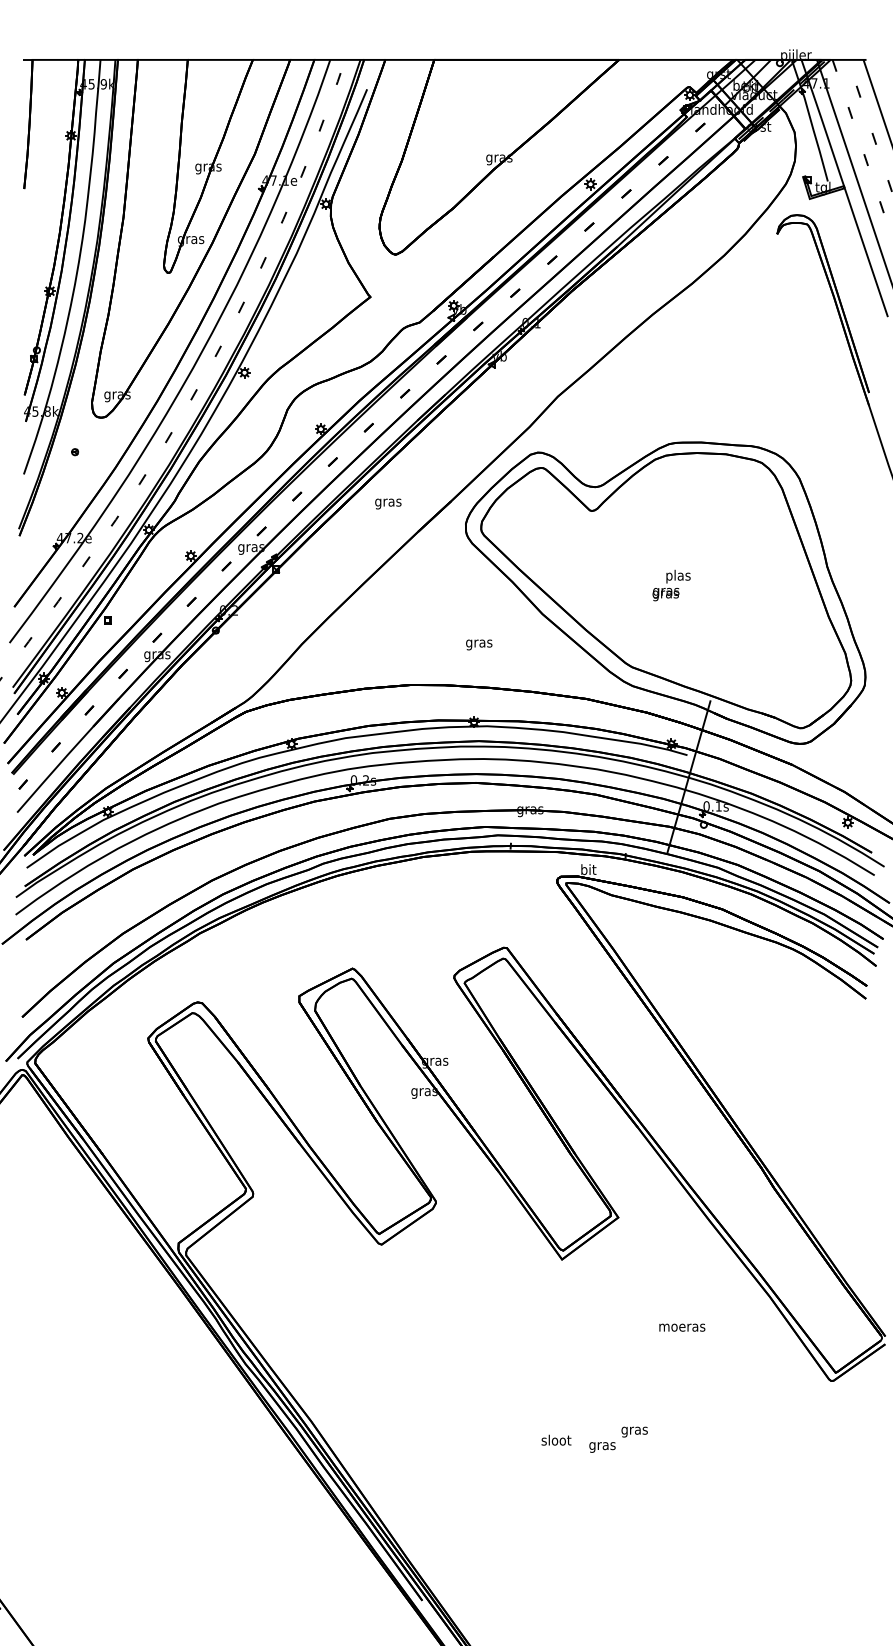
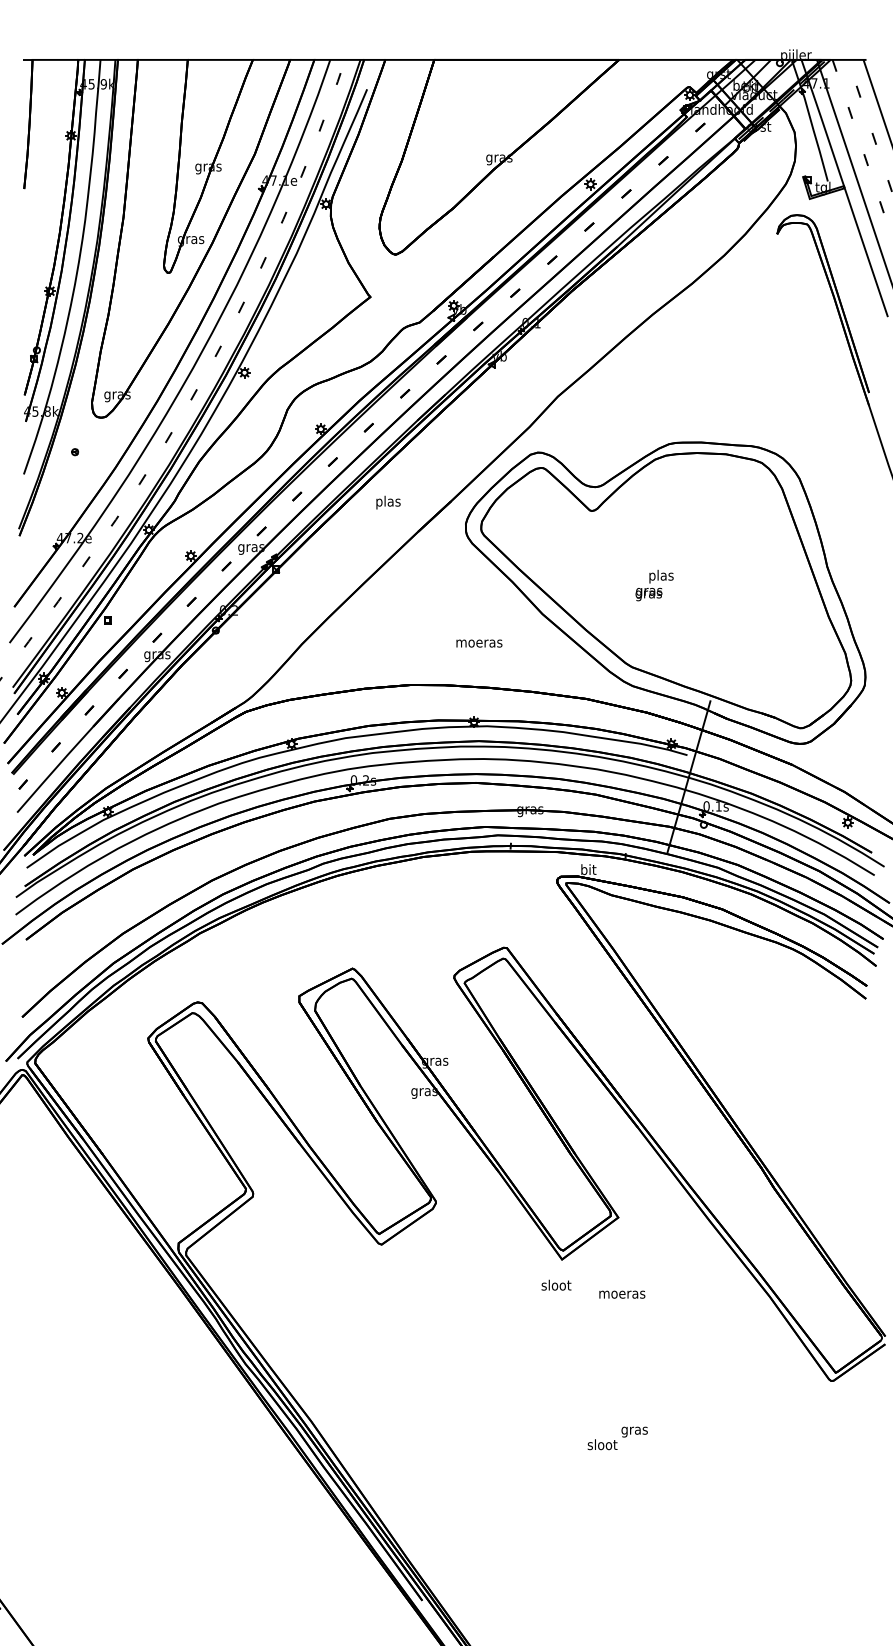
text: gras -> plas (388, 502)
text position: (671, 585) -> (654, 585) (654, 585)
text: gras -> moeras (479, 644)
text position: (682, 1327) -> (622, 1294) (622, 1294)
text position: (556, 1439) -> (556, 1284) (556, 1284)
text: gras -> sloot (602, 1445)
